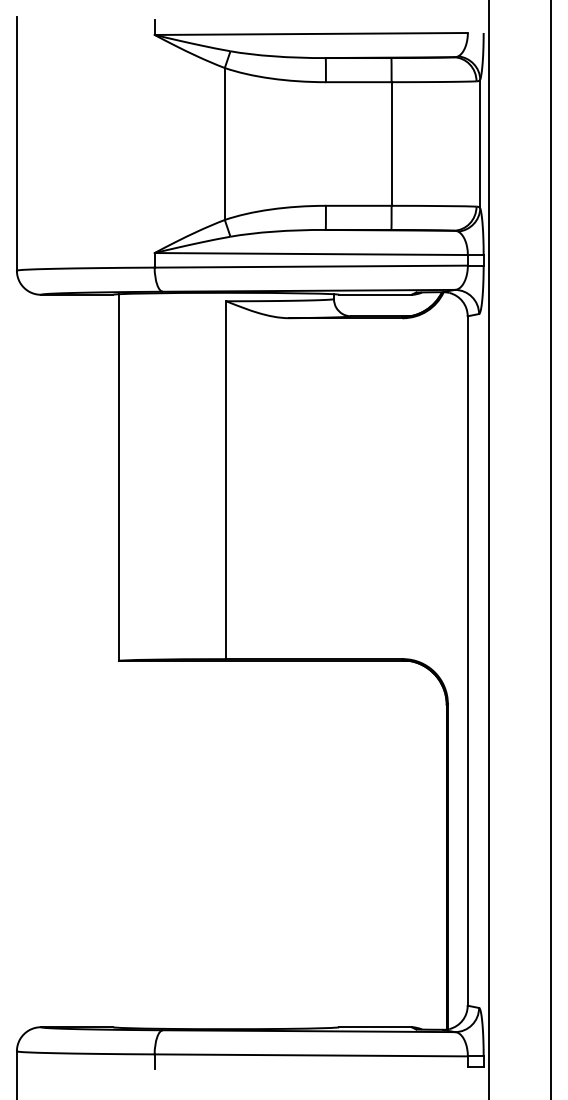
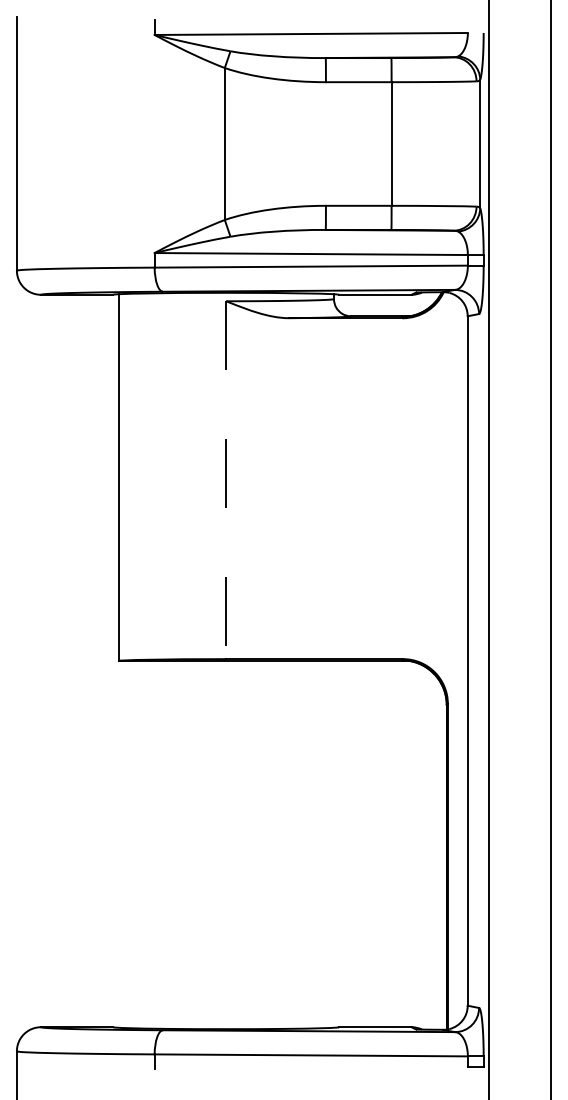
line: solid -> dashed (226, 480)
